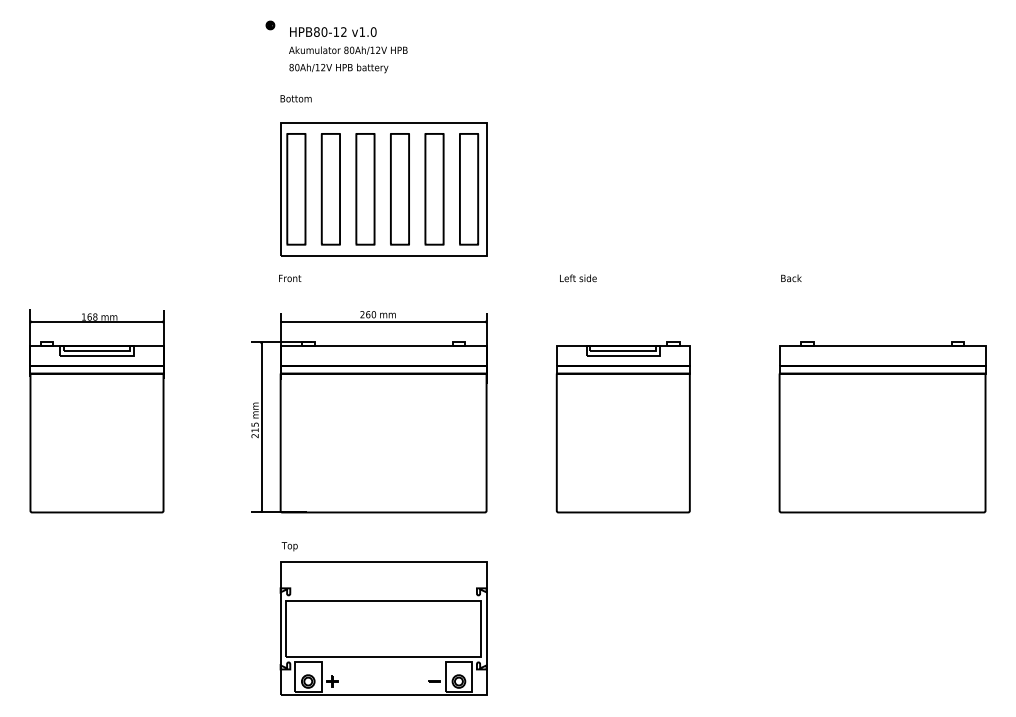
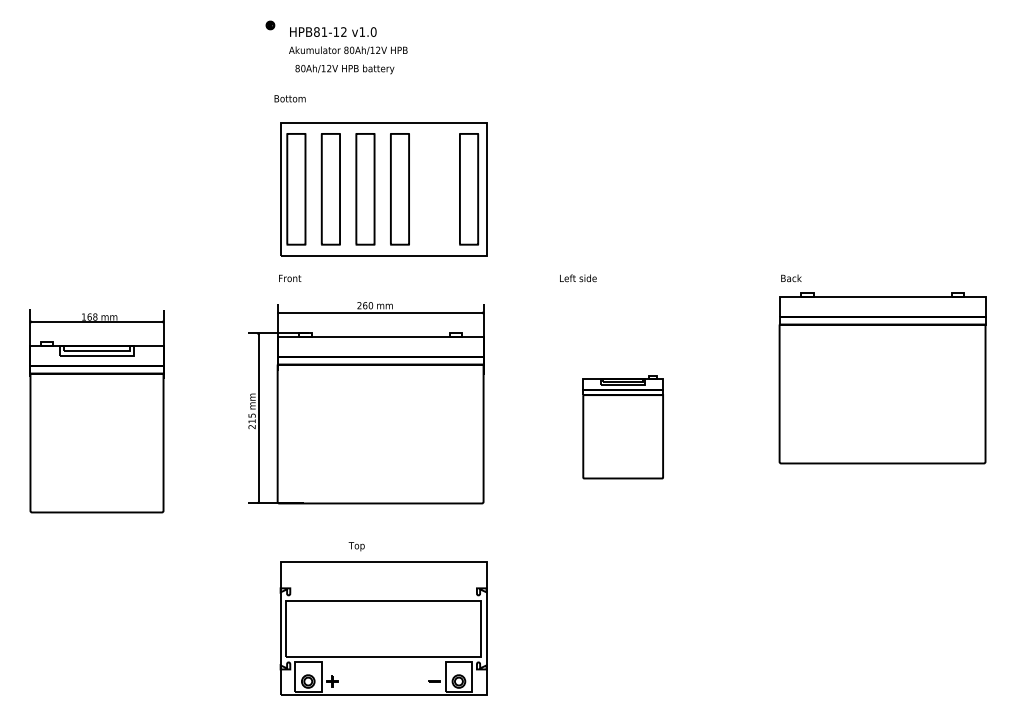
text: HPB80-12 -> HPB81-12 (324, 31)
text position: (338, 68) -> (344, 69) (344, 69)
text position: (295, 98) -> (289, 98) (289, 98)
part: present -> none (434, 189)
part position: (369, 412) -> (366, 403) (366, 403)
part size: 136x173 px -> 82x105 px (622, 427)
part position: (882, 427) -> (882, 378) (882, 378)
text position: (289, 546) -> (356, 546) (356, 546)
